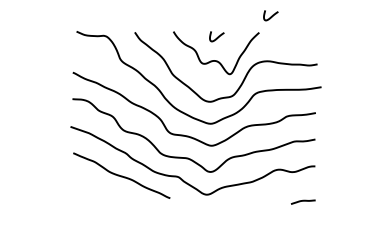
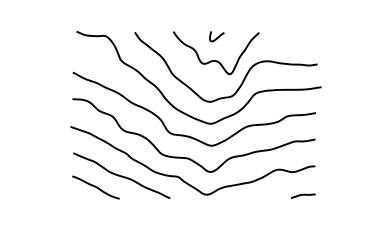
curve: present -> none (271, 15)
curve: none -> present (95, 187)
curve position: (303, 201) -> (303, 195) (303, 195)
